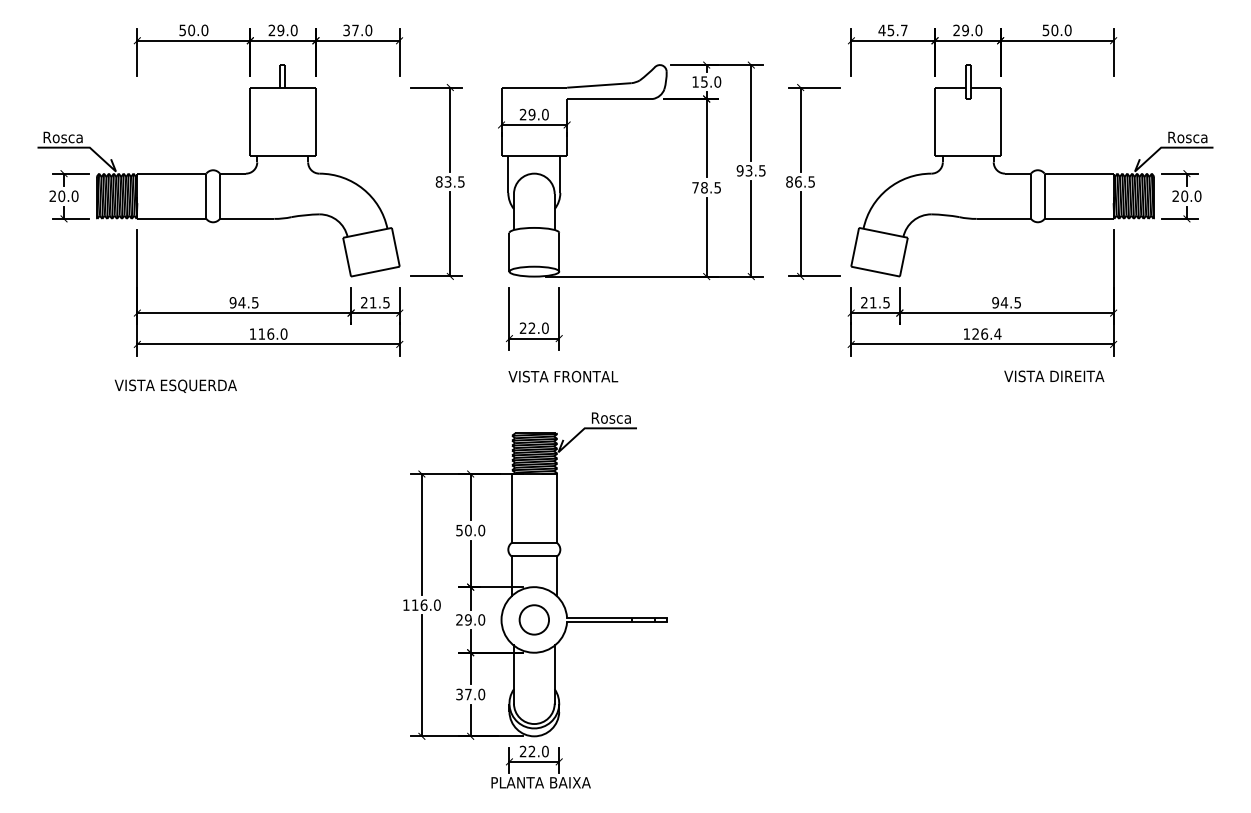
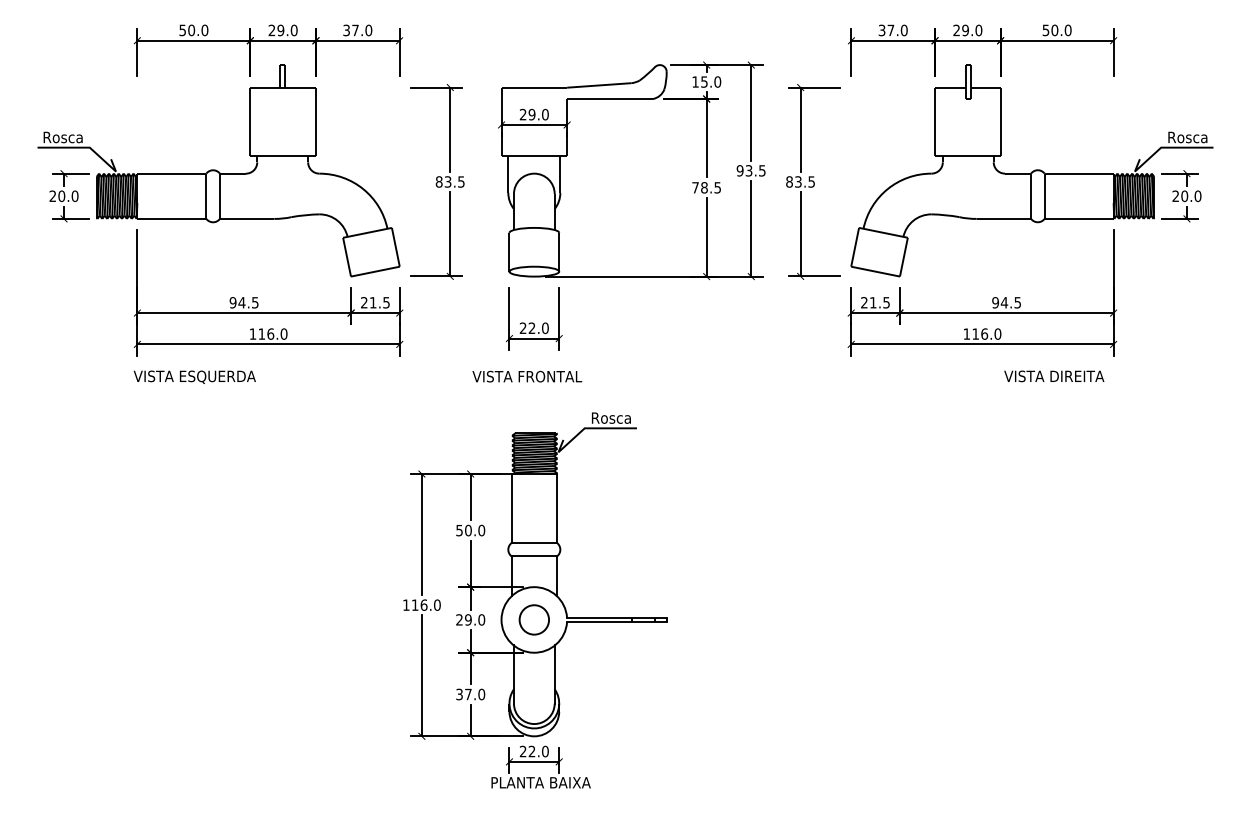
text: 45.7 -> 37.0 (892, 30)
text: 86.5 -> 83.5 (798, 181)
text: 126.4 -> 116.0 (986, 333)
text position: (563, 376) -> (527, 376) (527, 376)
text position: (175, 385) -> (194, 376) (194, 376)
